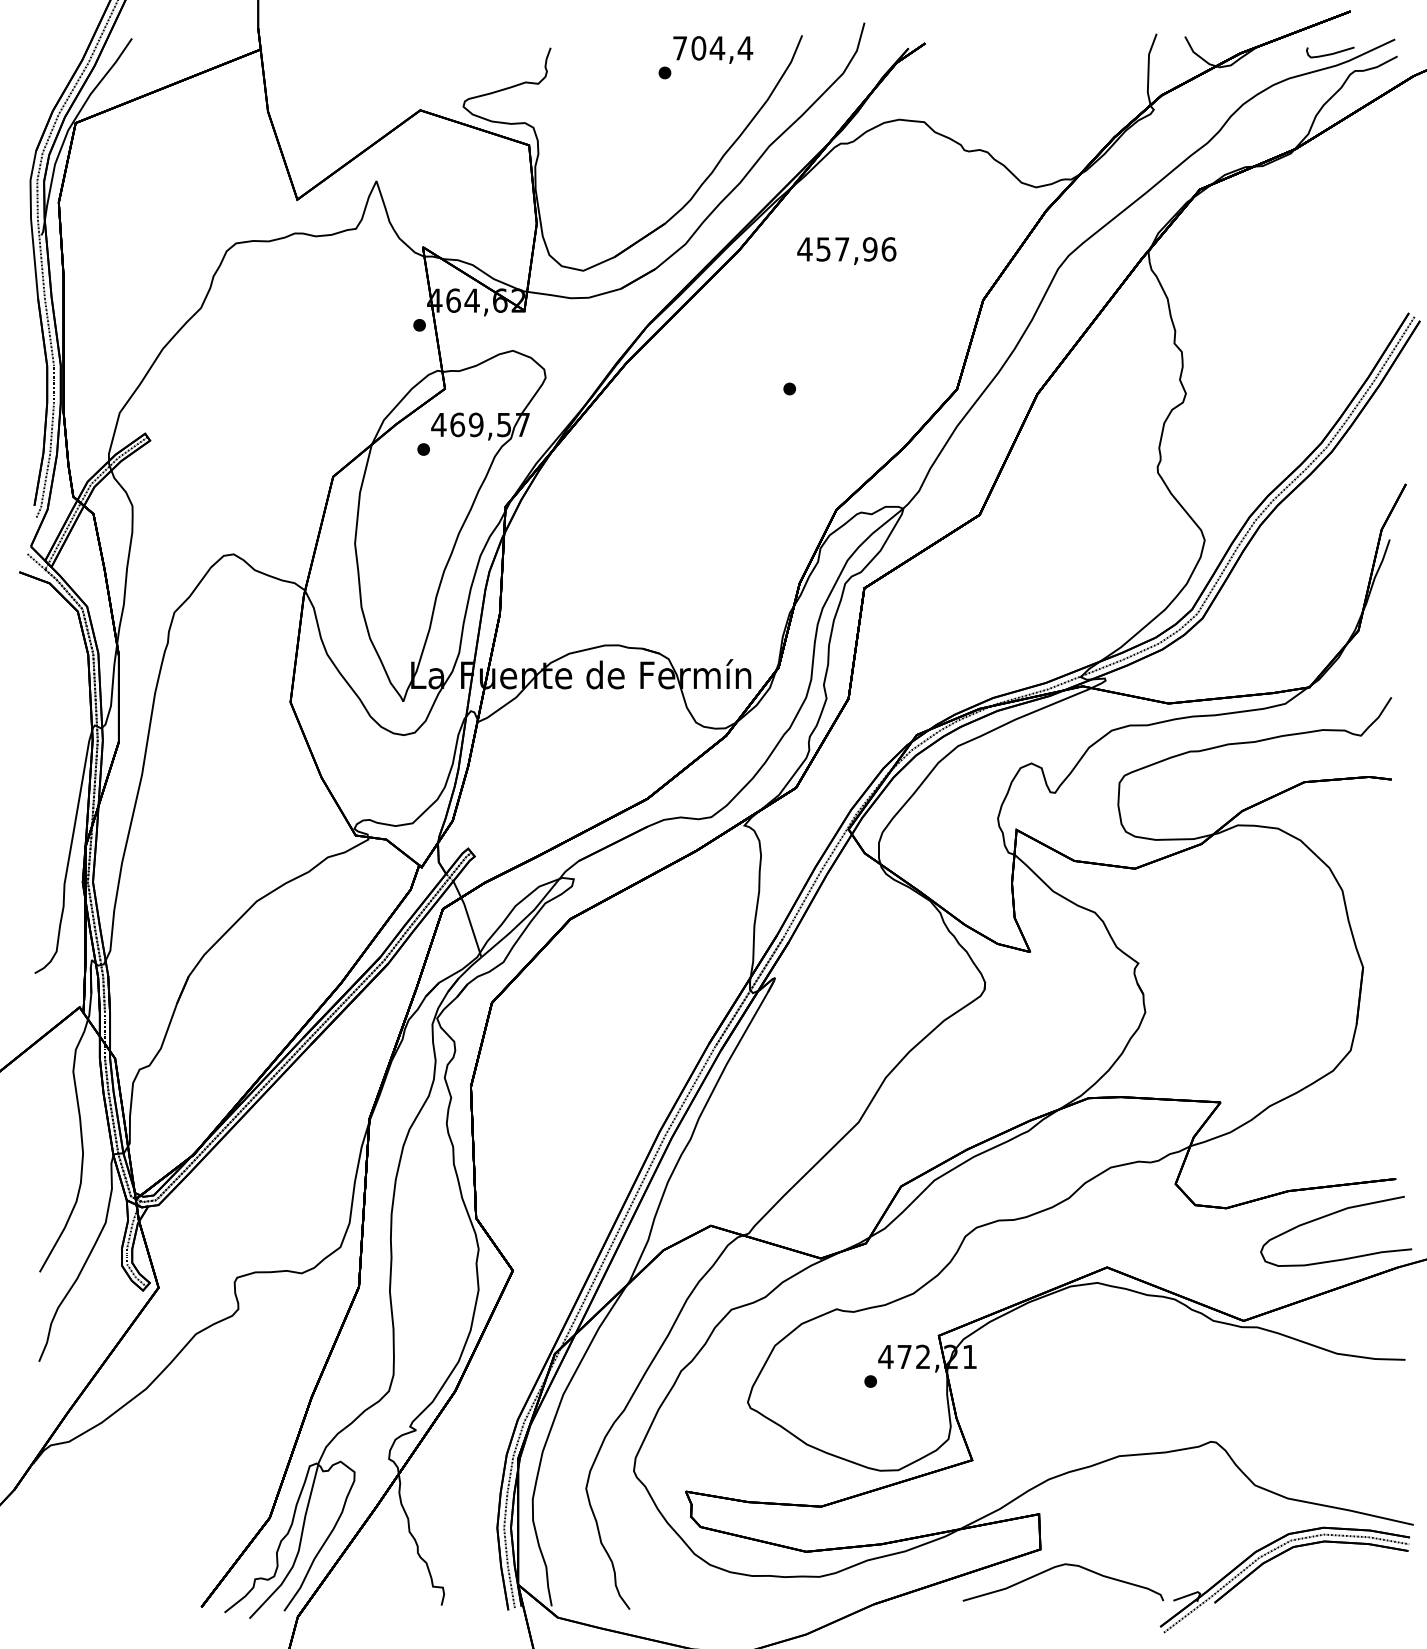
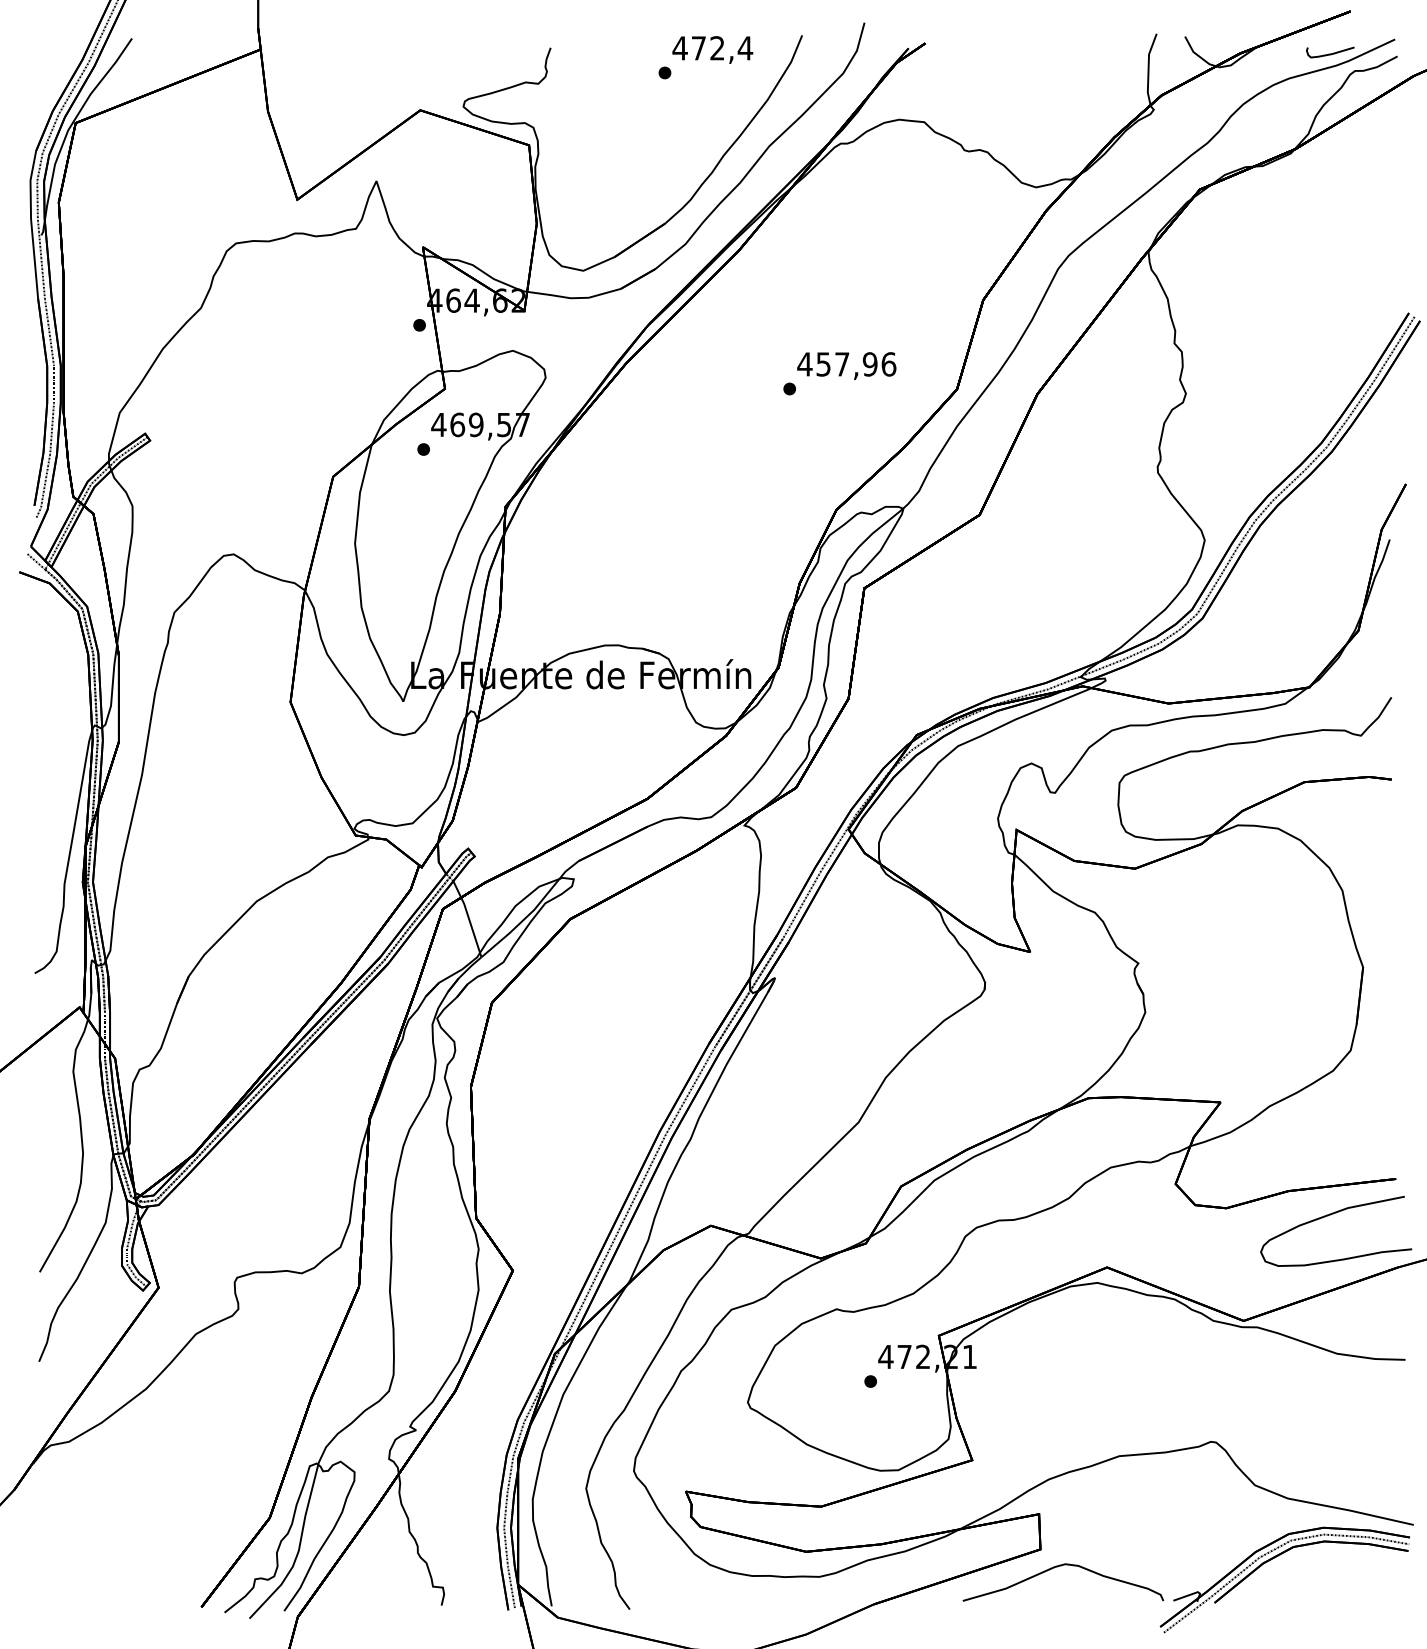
text: 704,4 -> 472,4 (698, 48)
text position: (846, 250) -> (846, 365) (846, 365)
